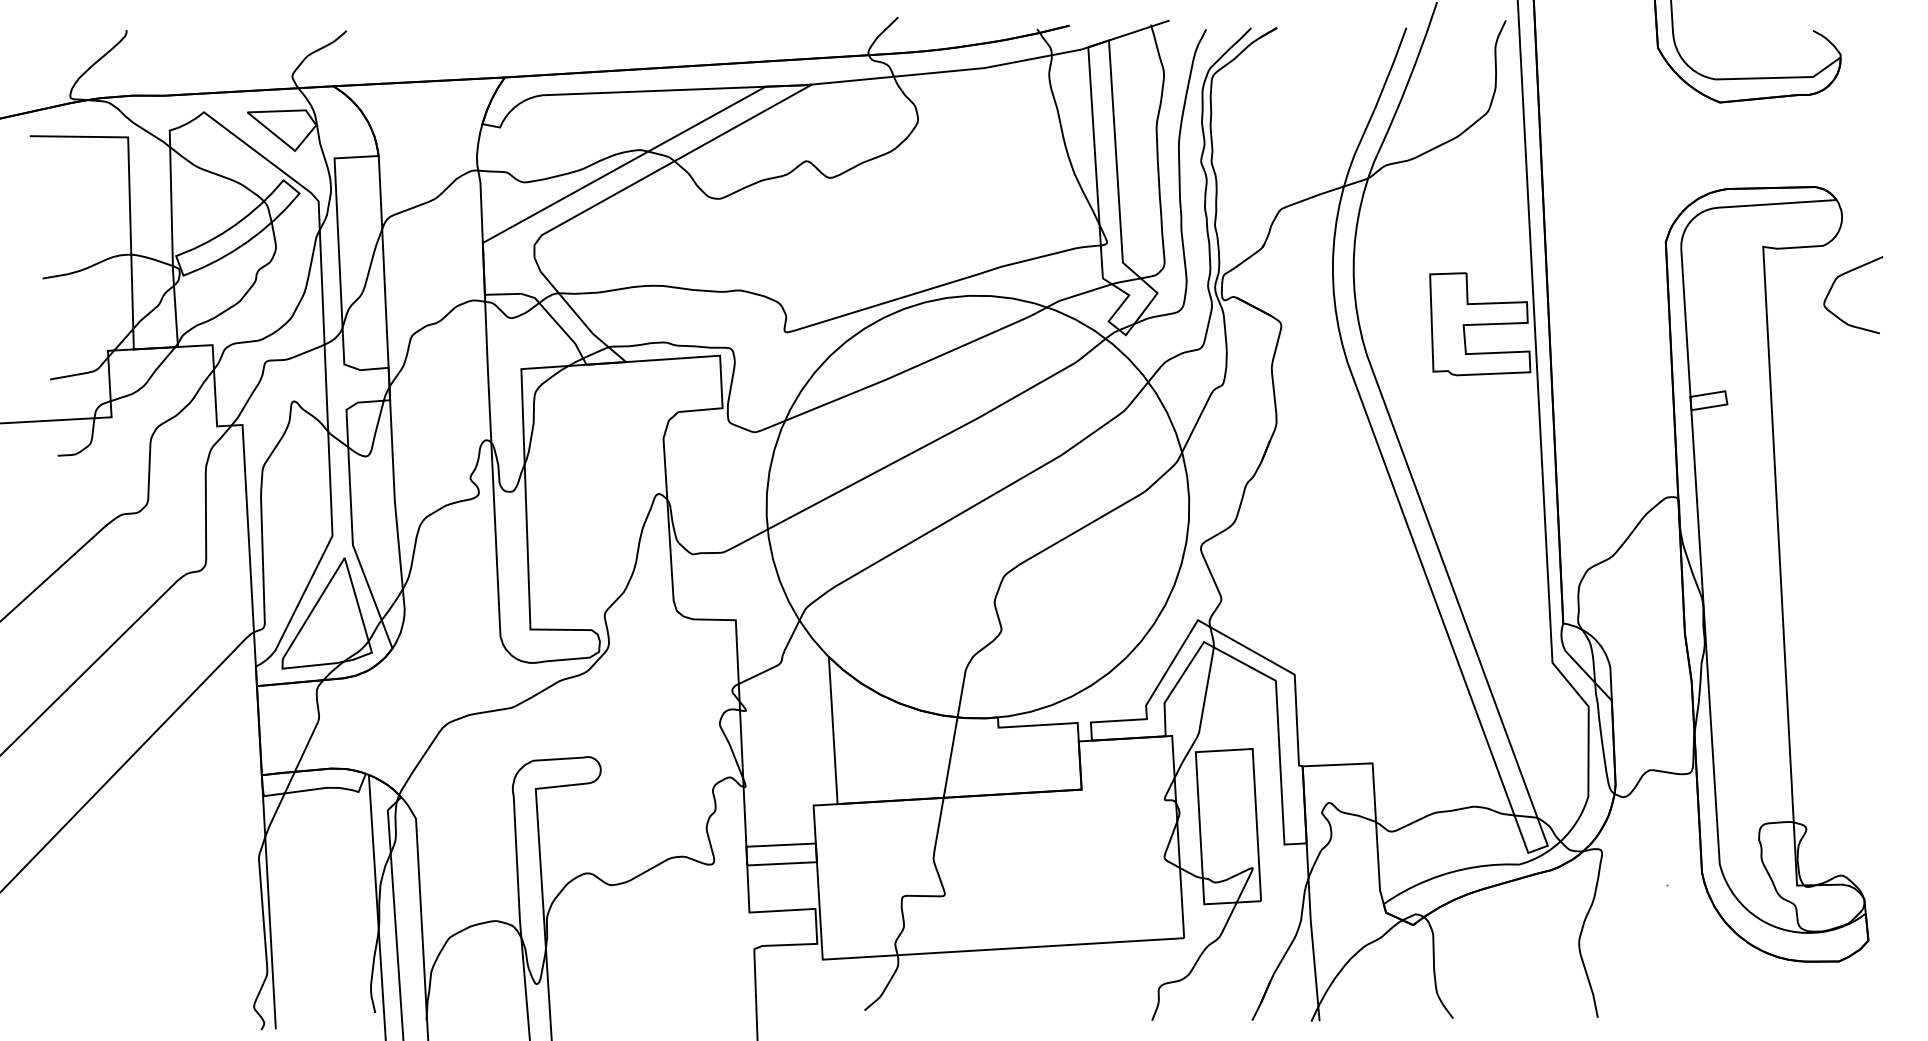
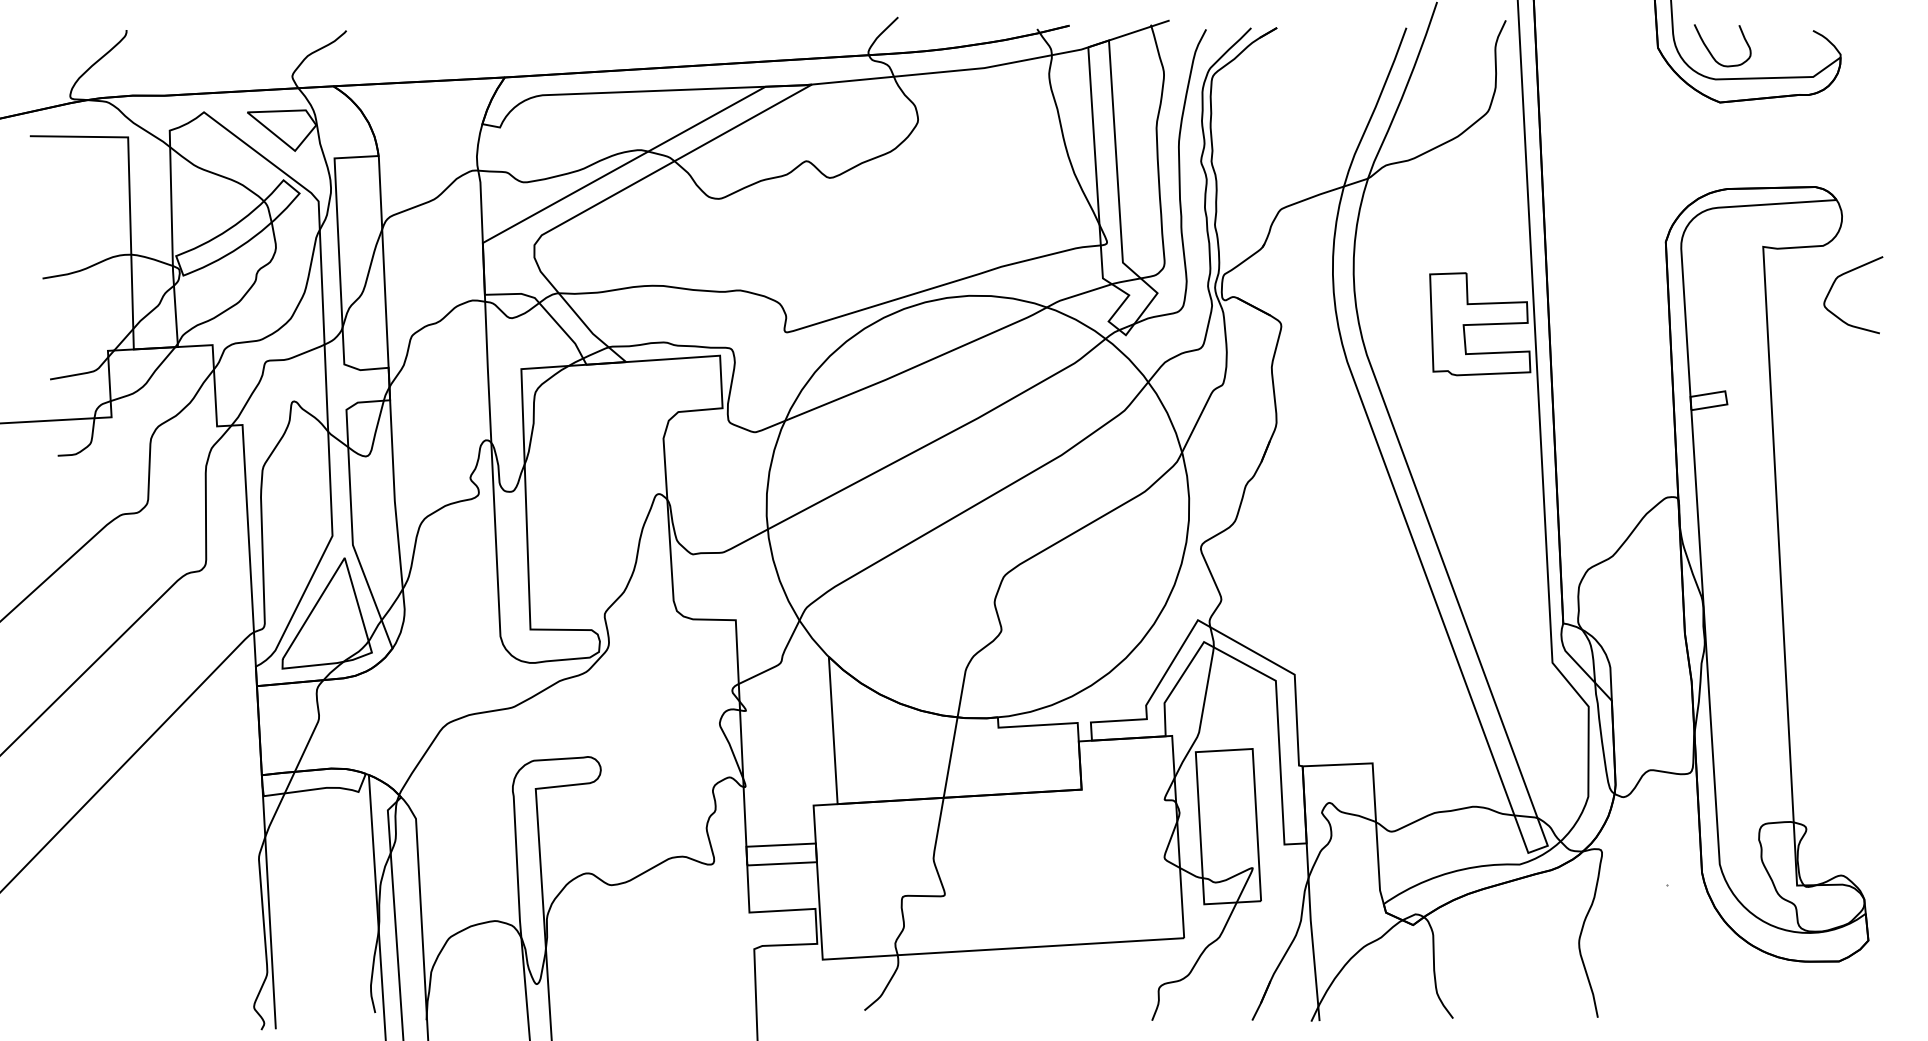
curve: none -> present (1710, 51)
